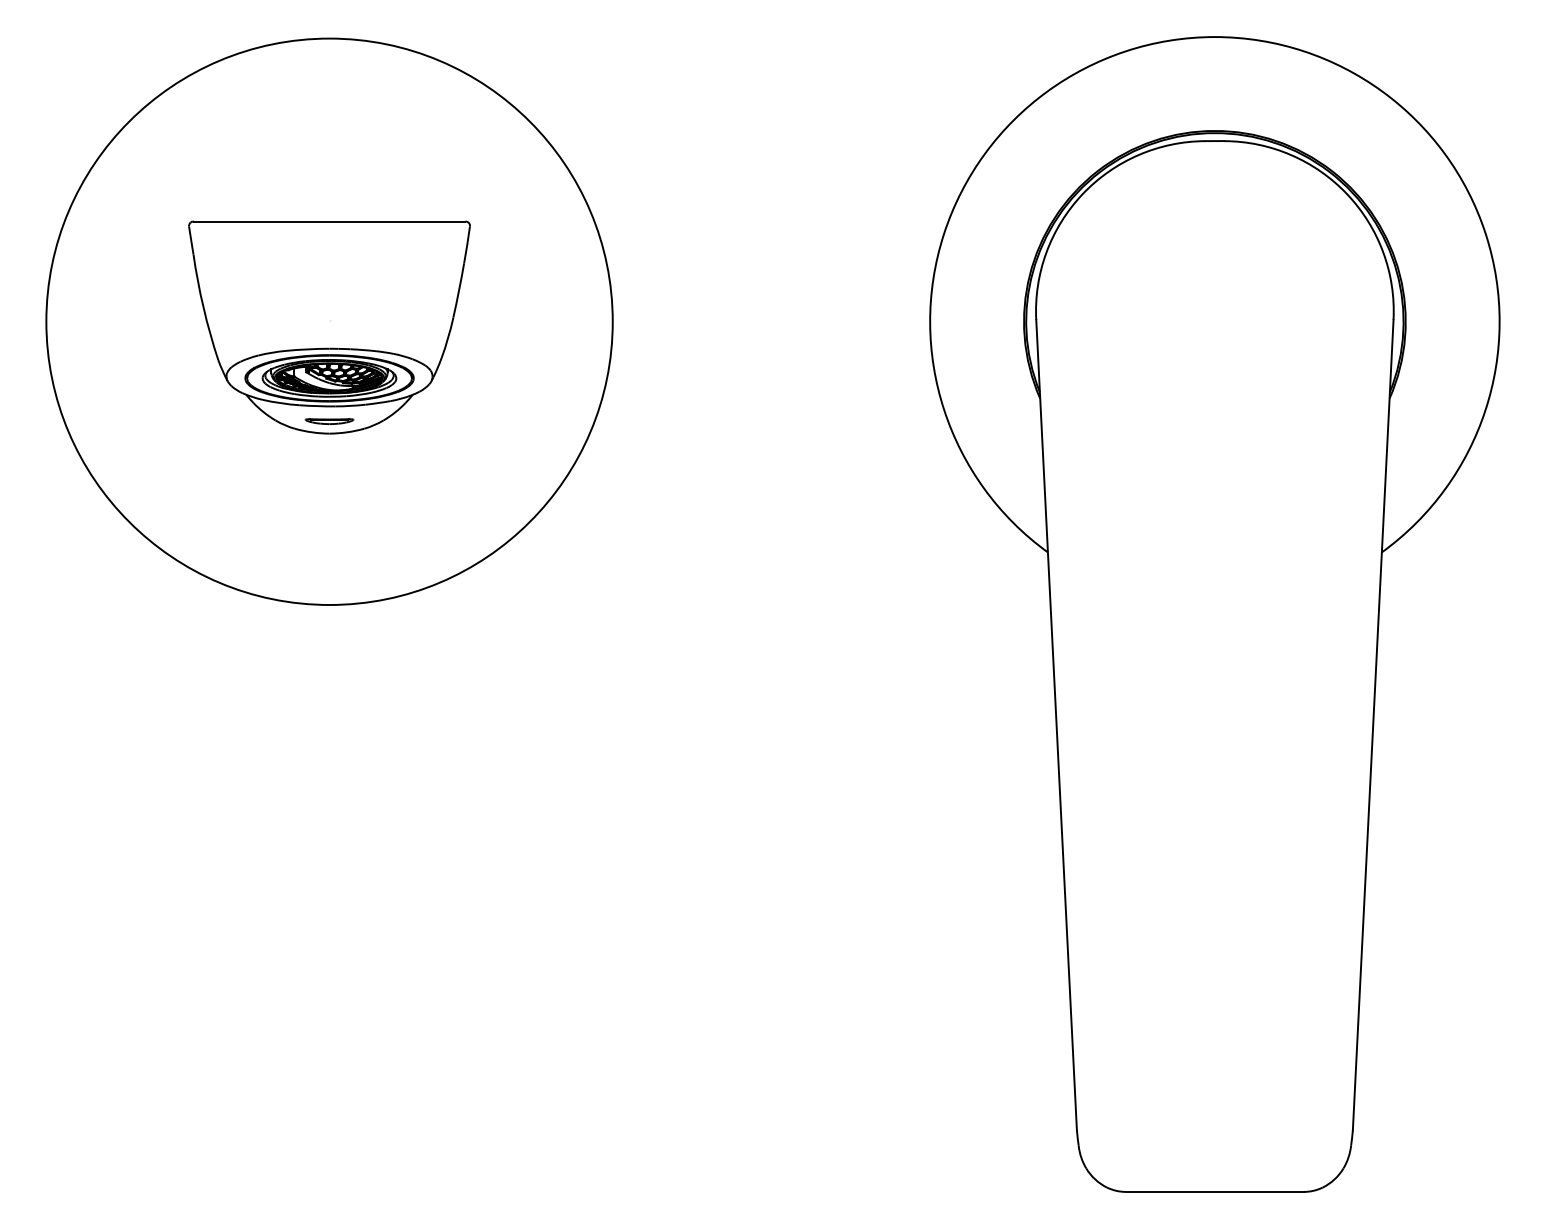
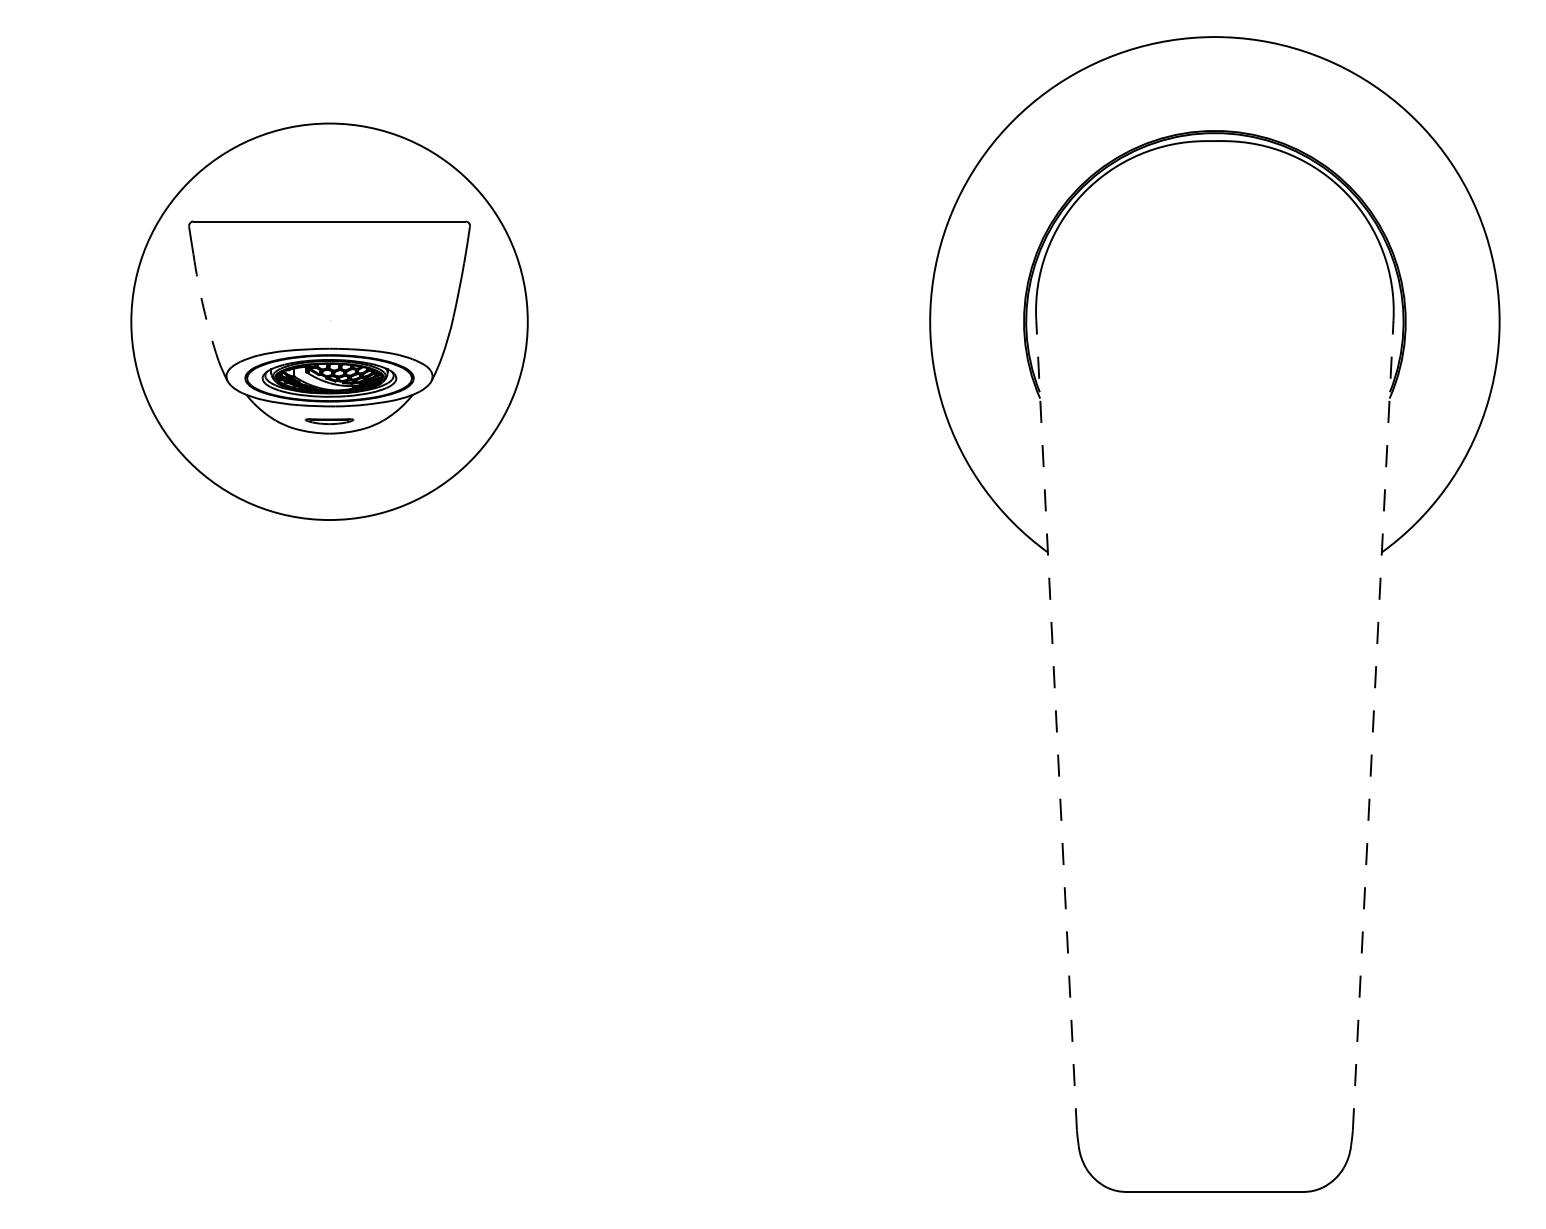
arc: solid -> dashed (203, 307)
circle diameter: 566 px -> 396 px (329, 321)
line: solid -> dashed (1056, 725)
line: solid -> dashed (1373, 725)
